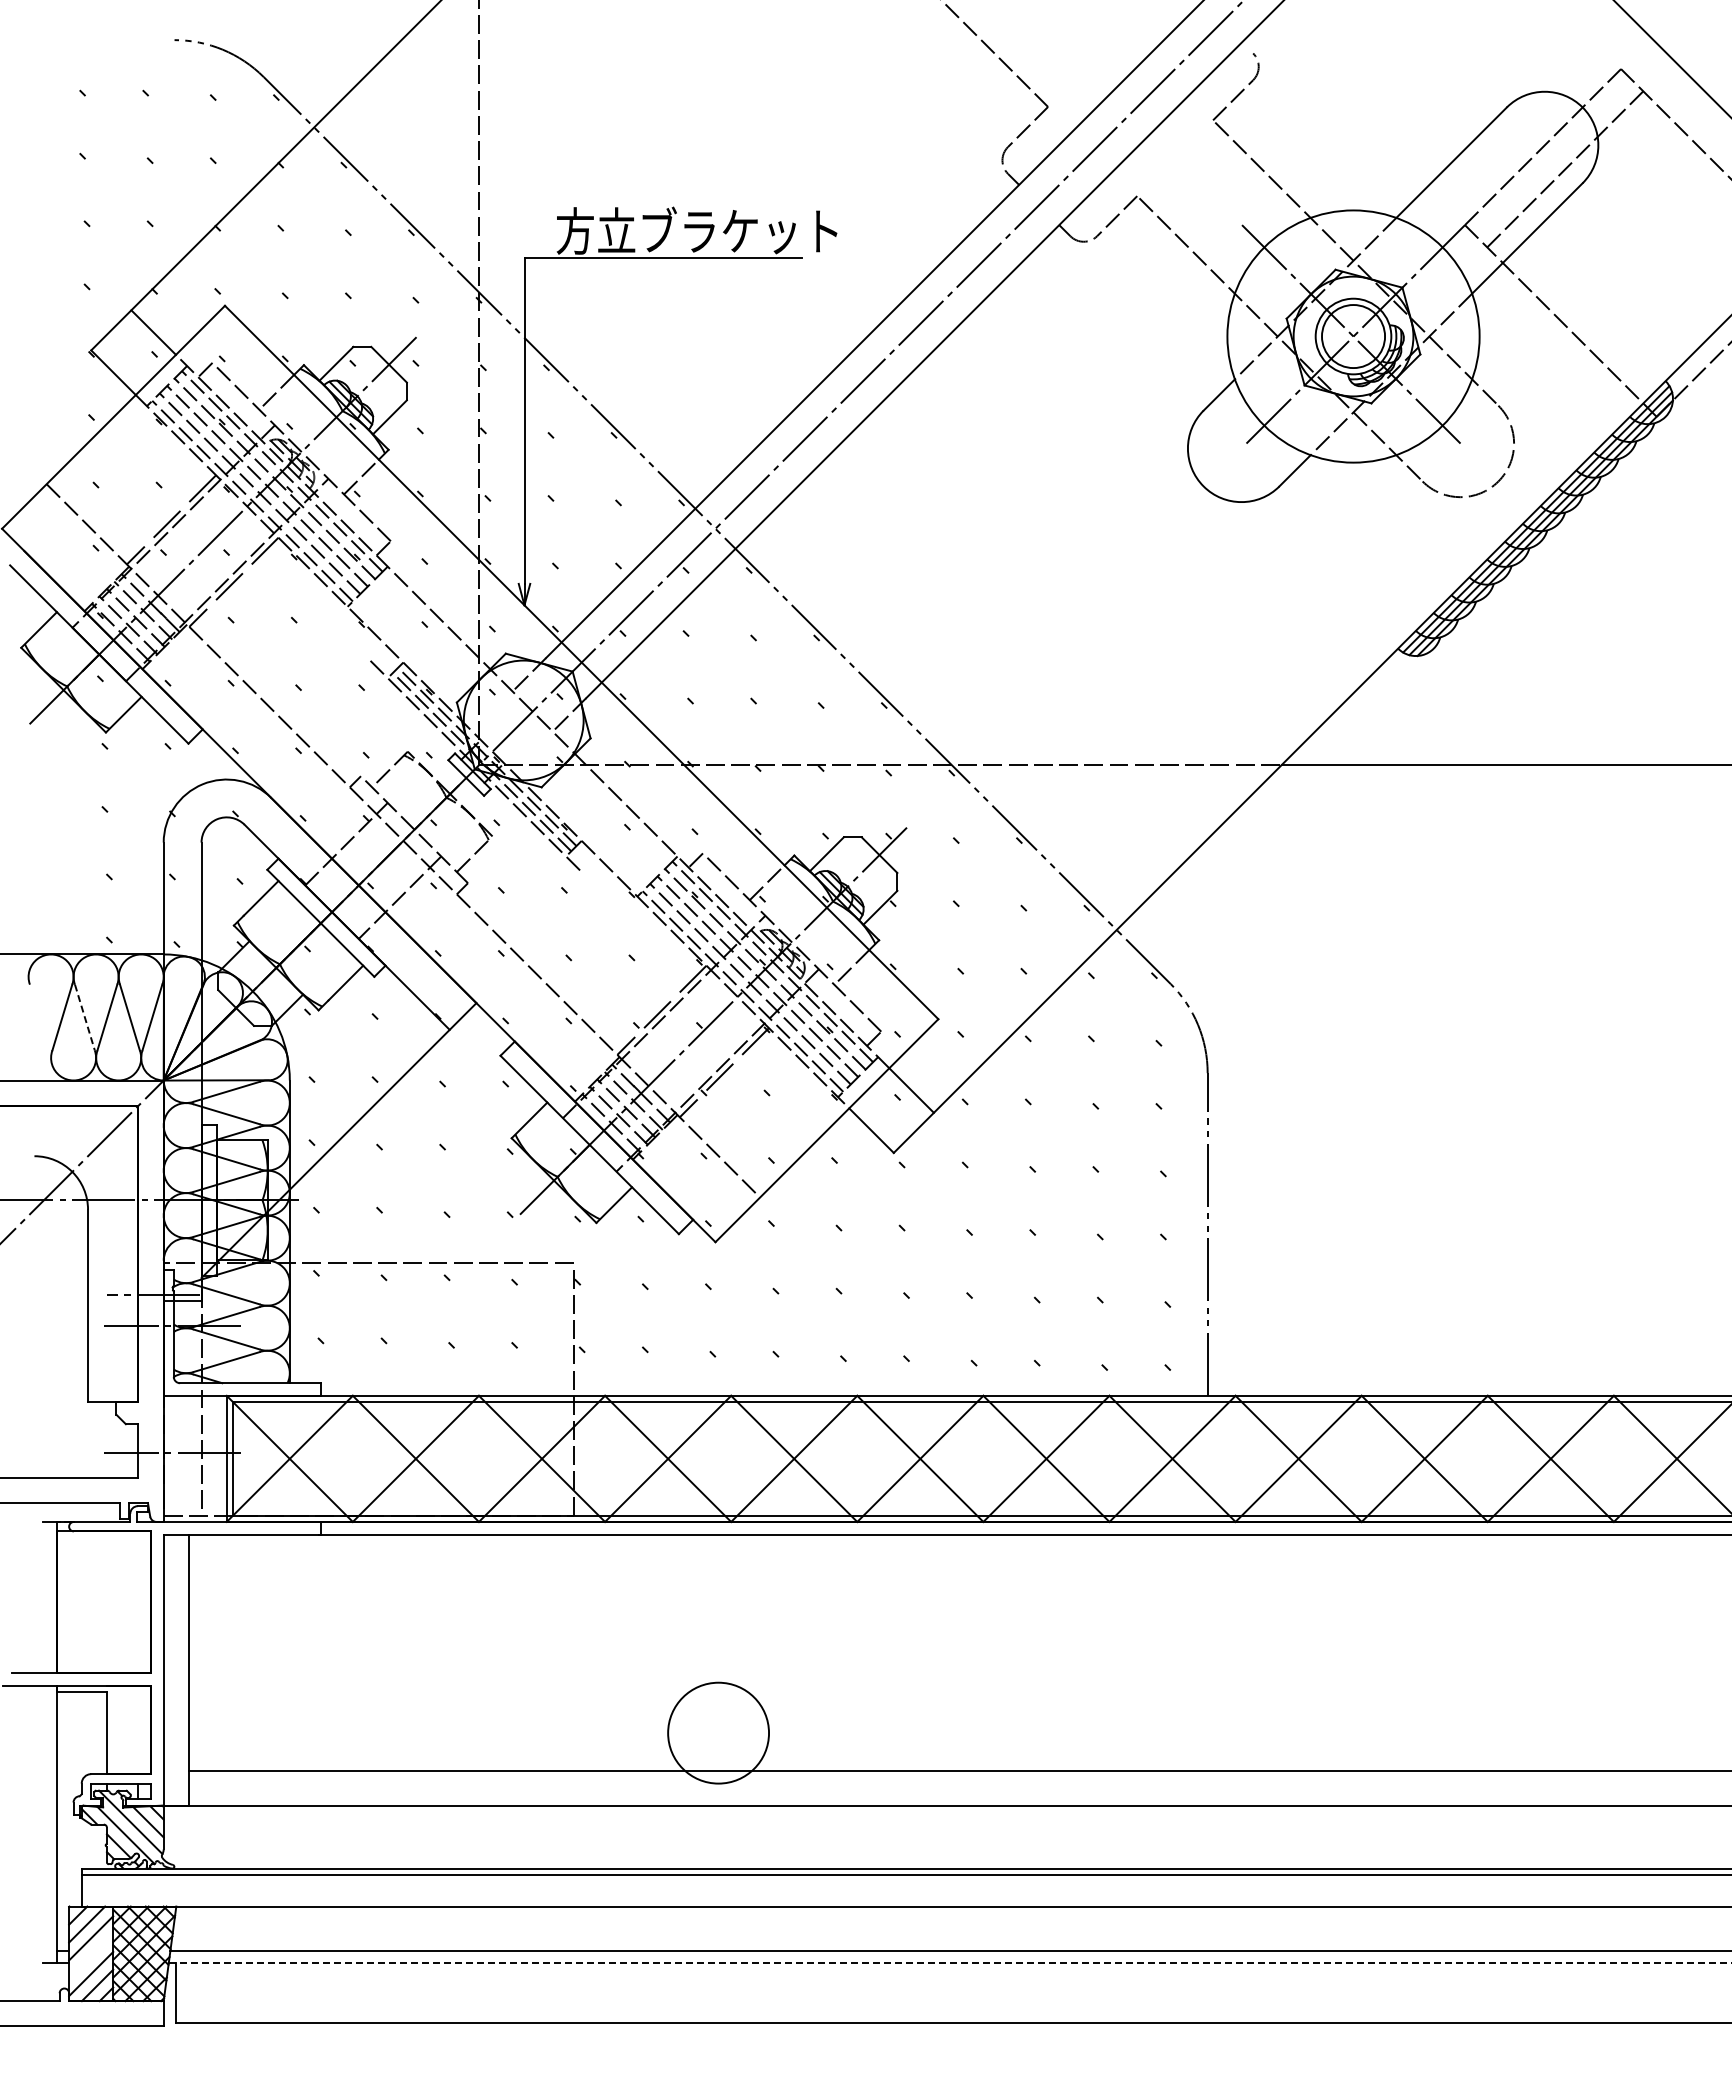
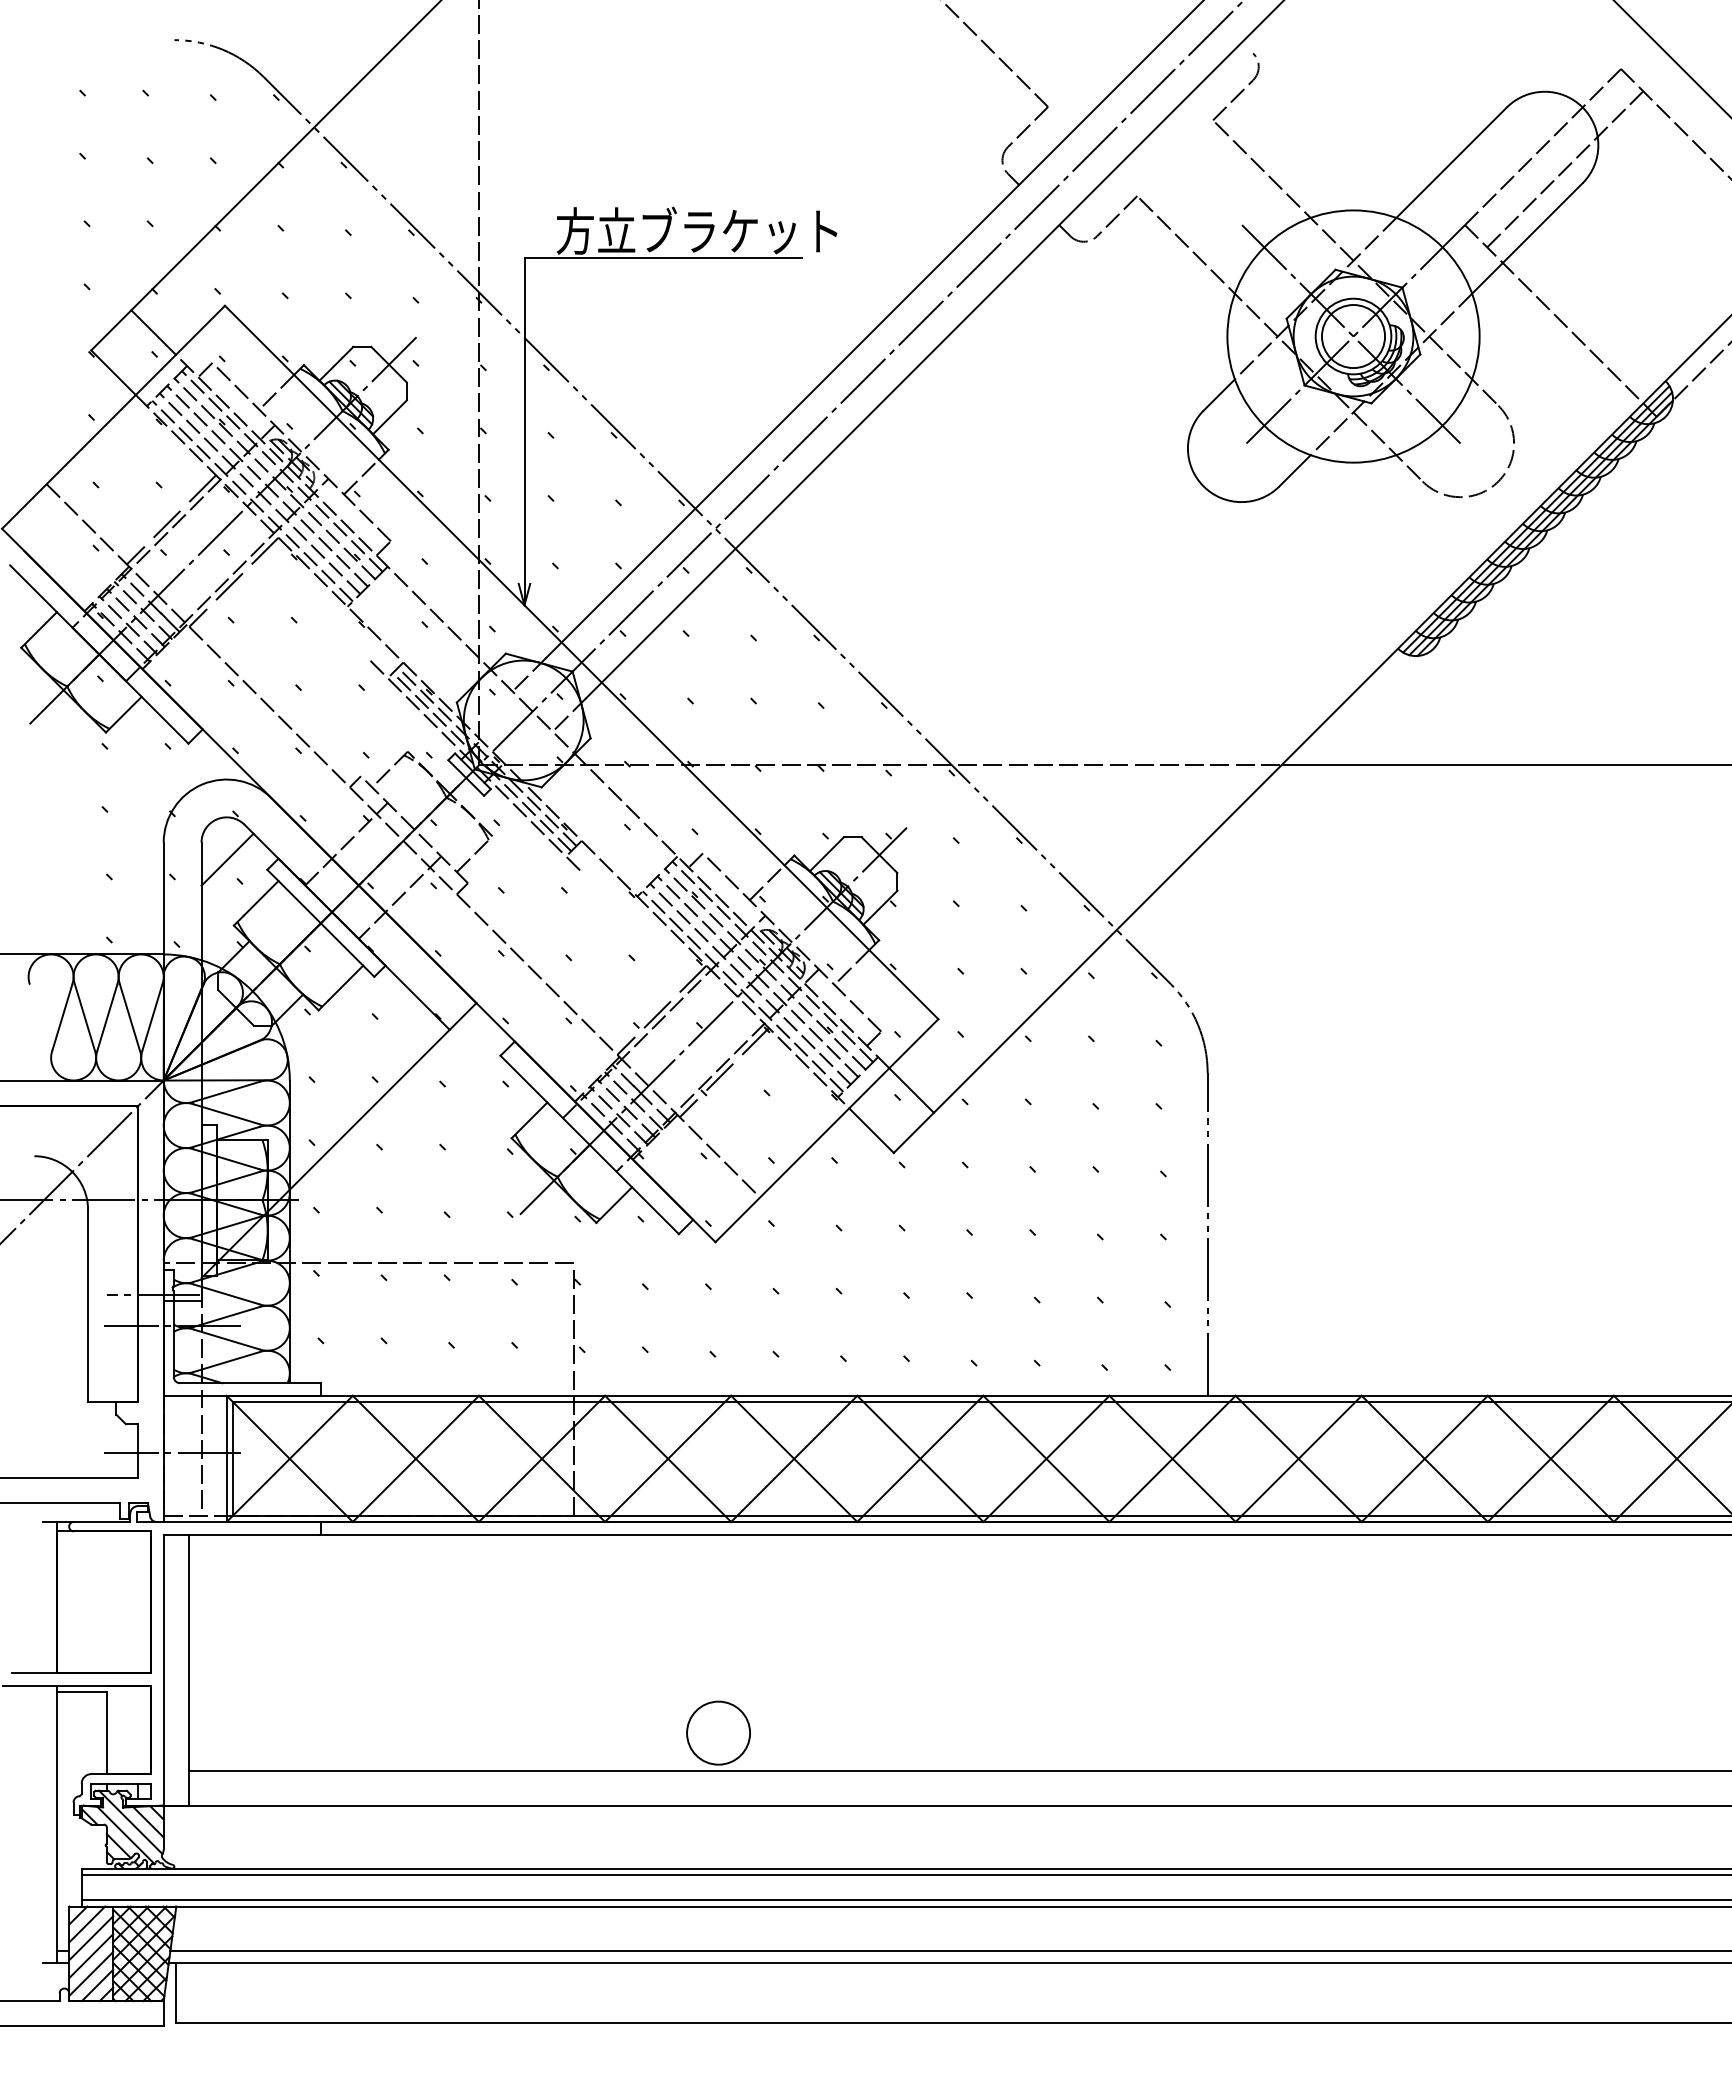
line: none -> present (227, 859)
line: dashed -> solid (85, 1017)
circle diameter: 101 px -> 63 px (718, 1732)
line: none -> present (904, 1900)
line: none -> present (91, 1956)
line: dashed -> solid (950, 1963)
